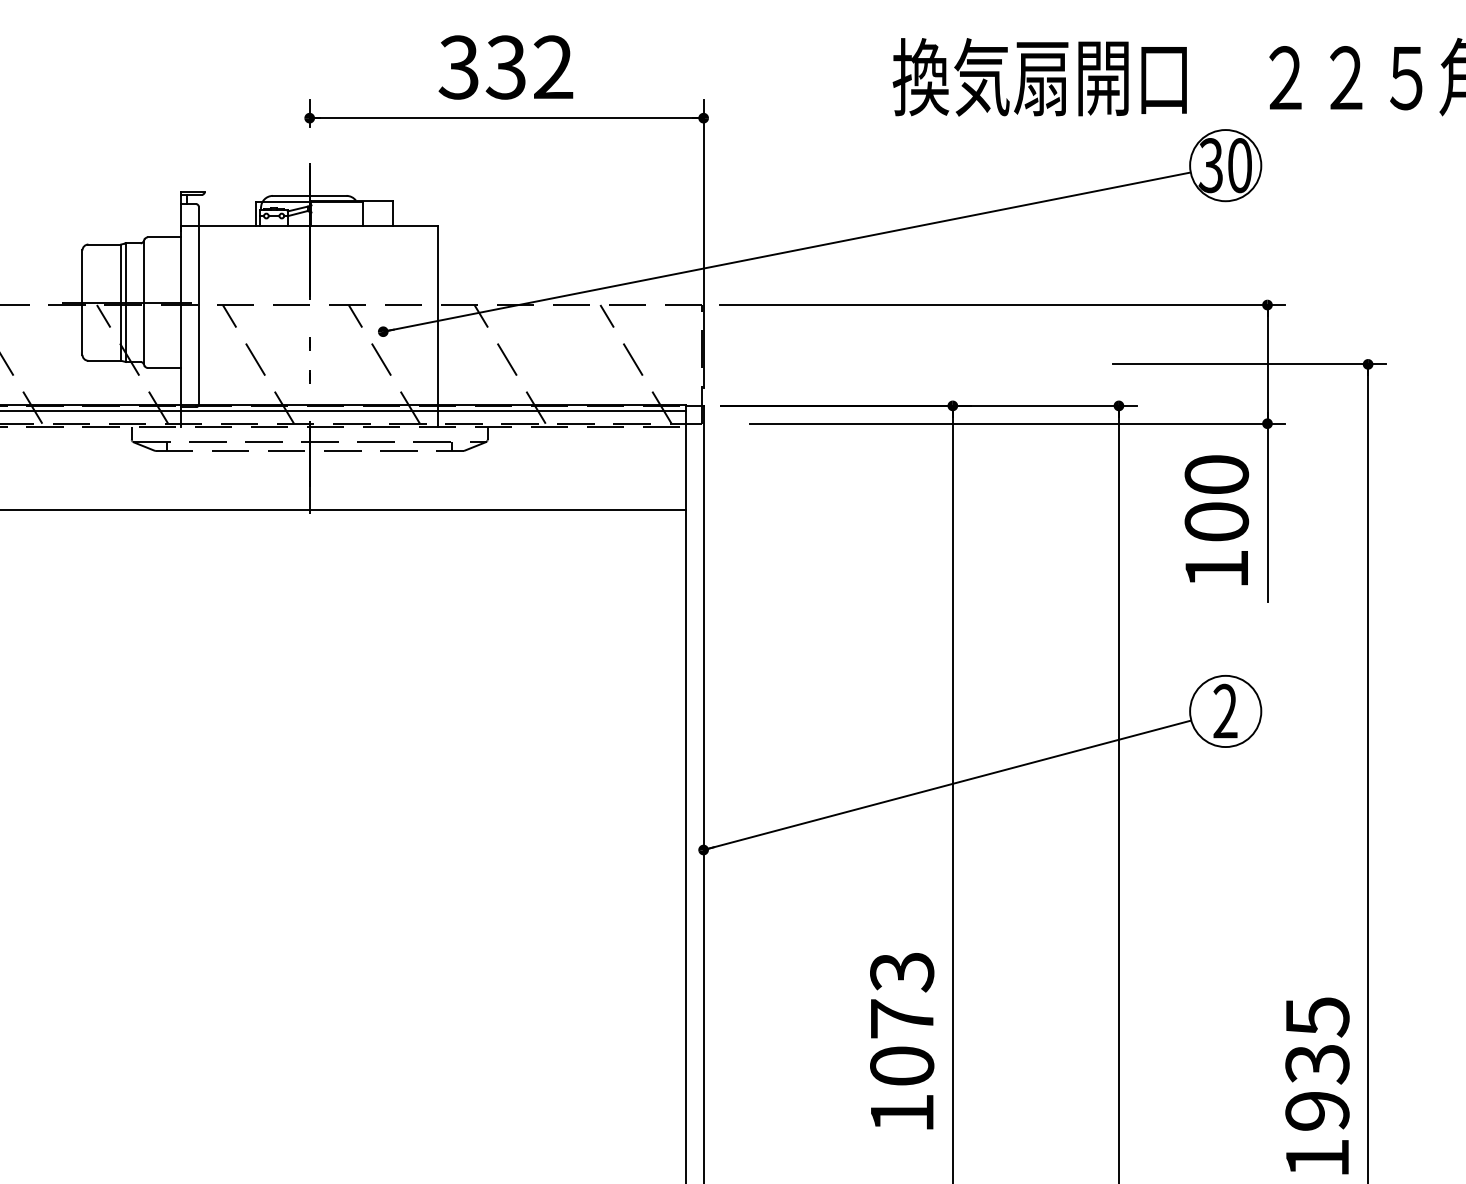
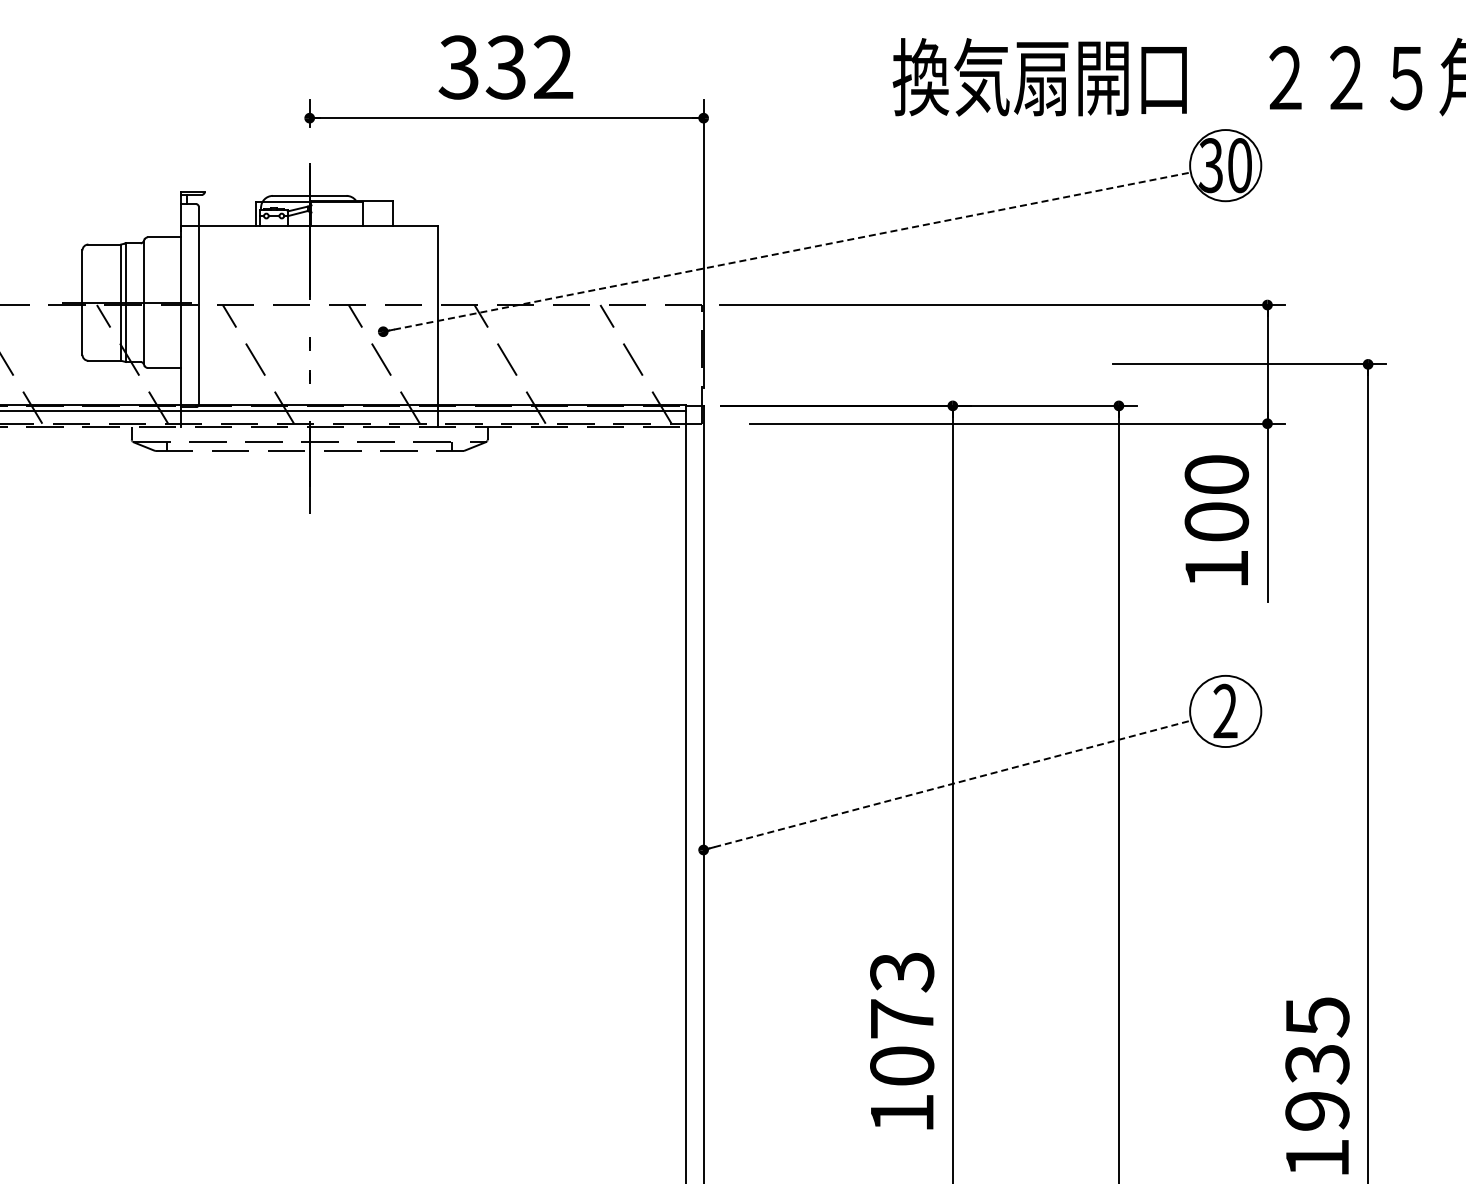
line: solid -> dashed (787, 252)
line: present -> none (343, 510)
line: solid -> dashed (947, 785)
